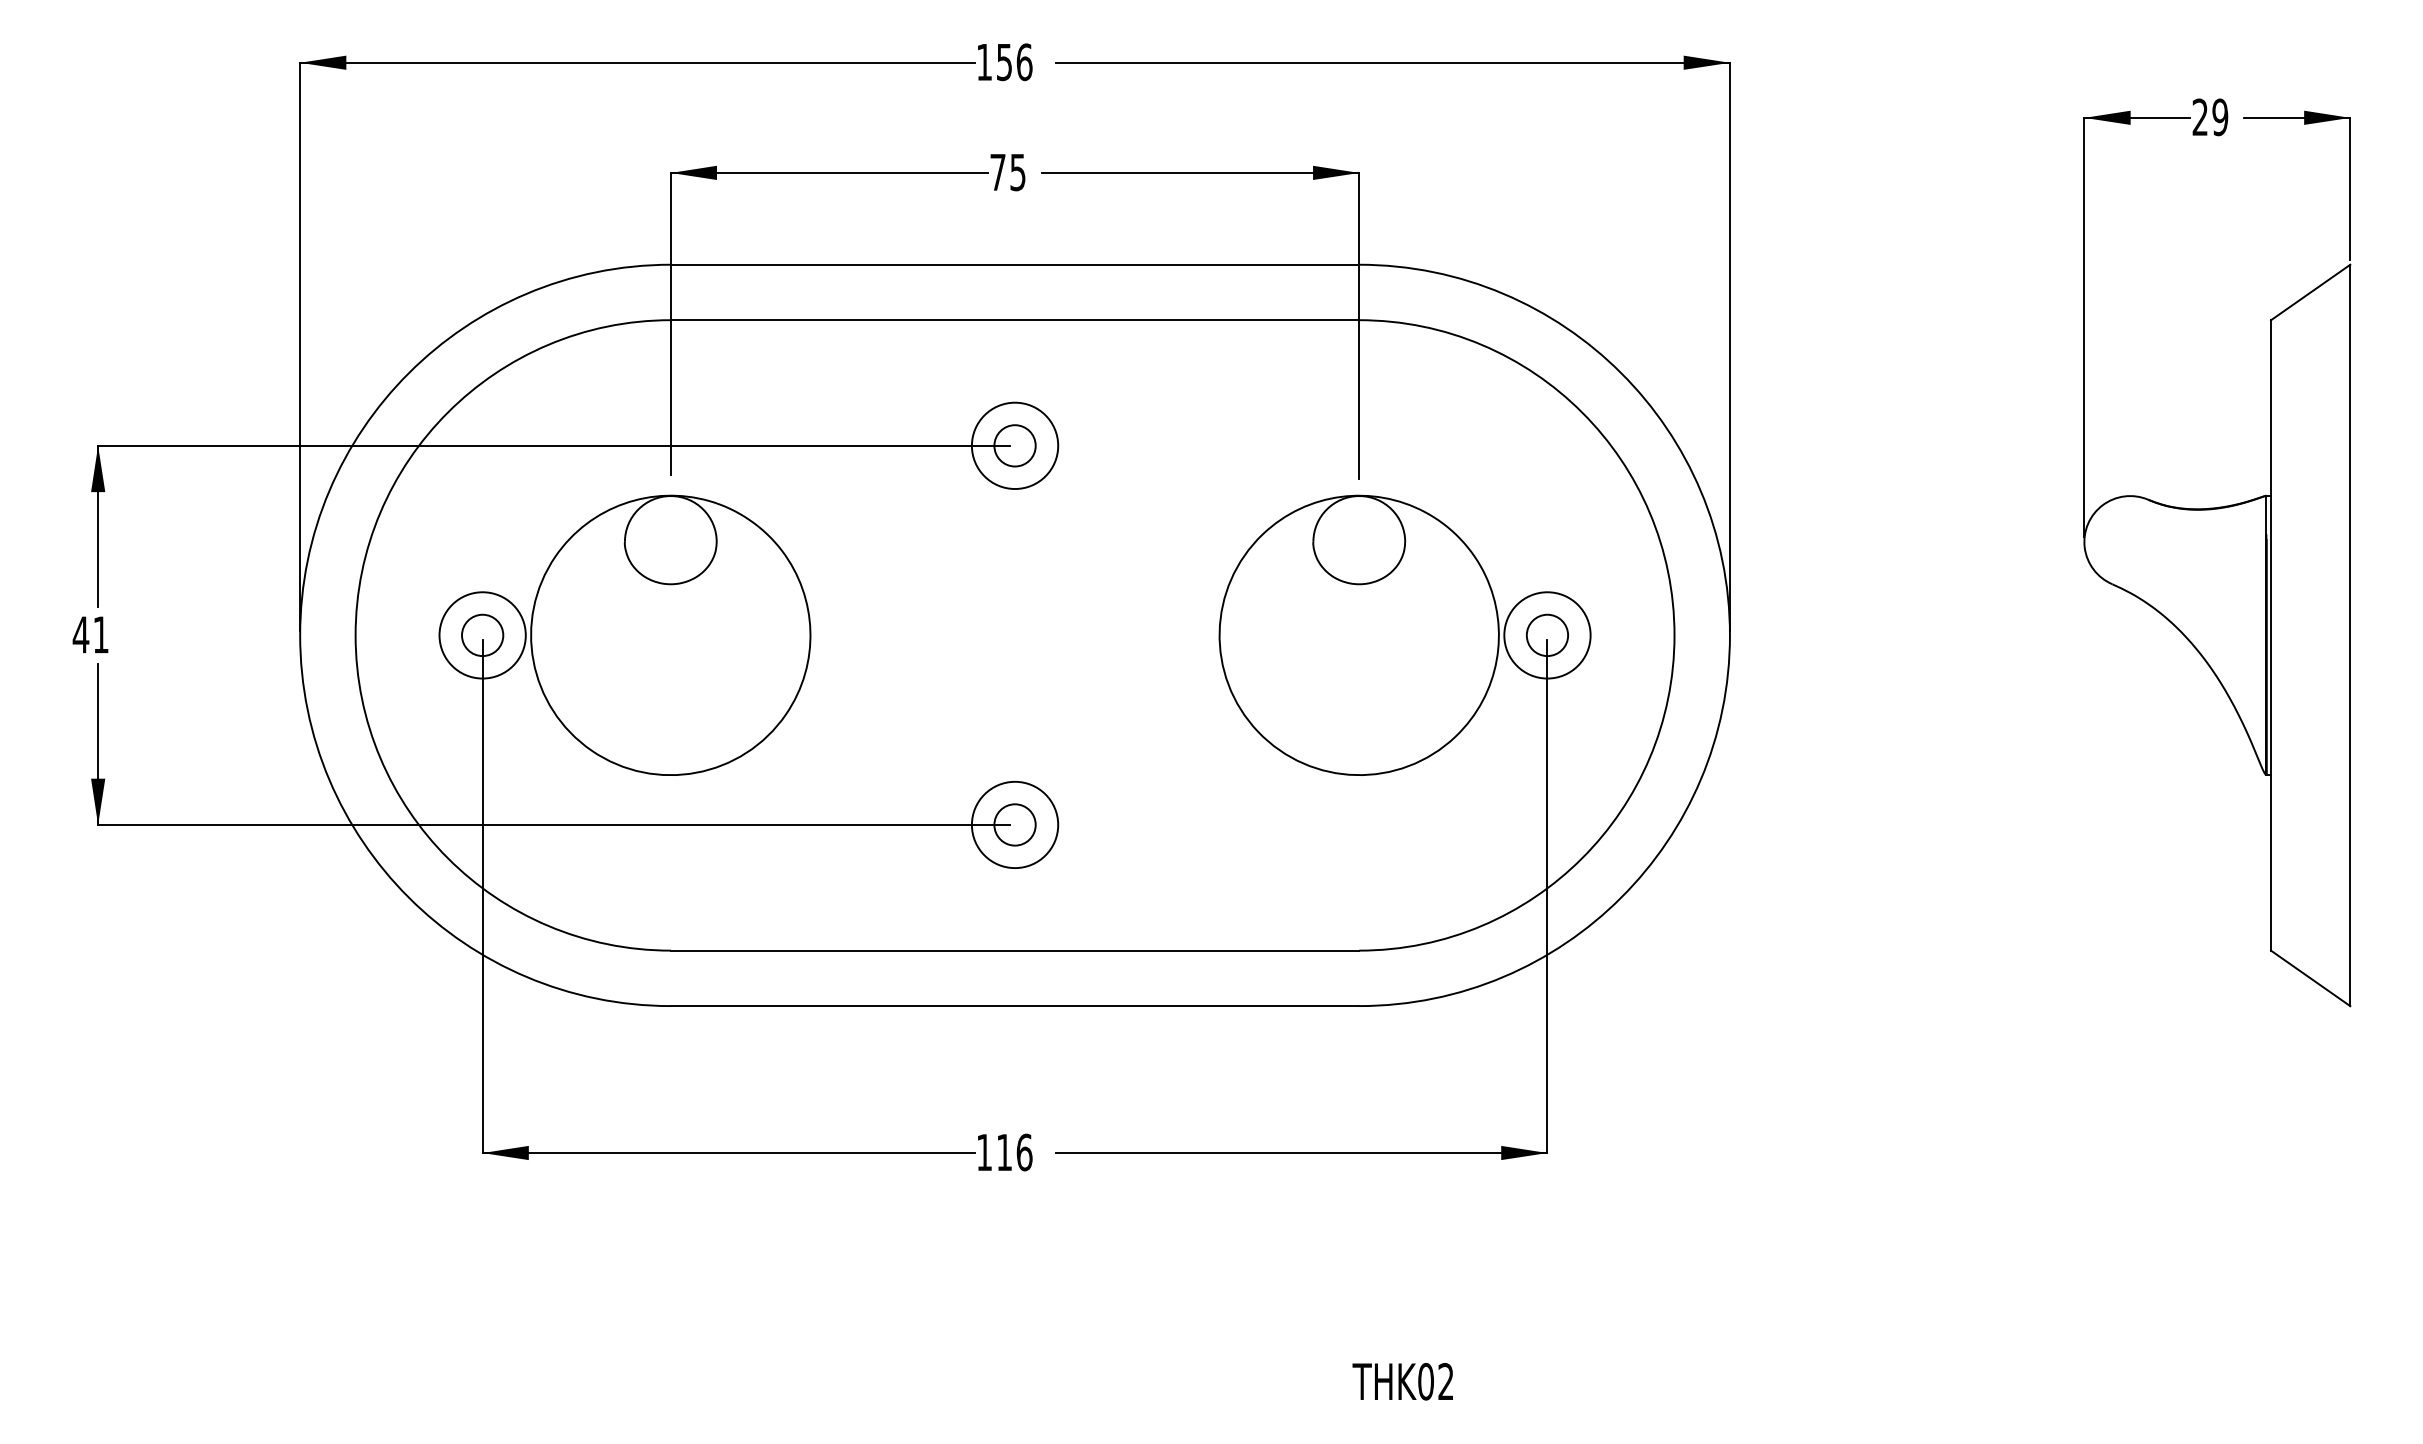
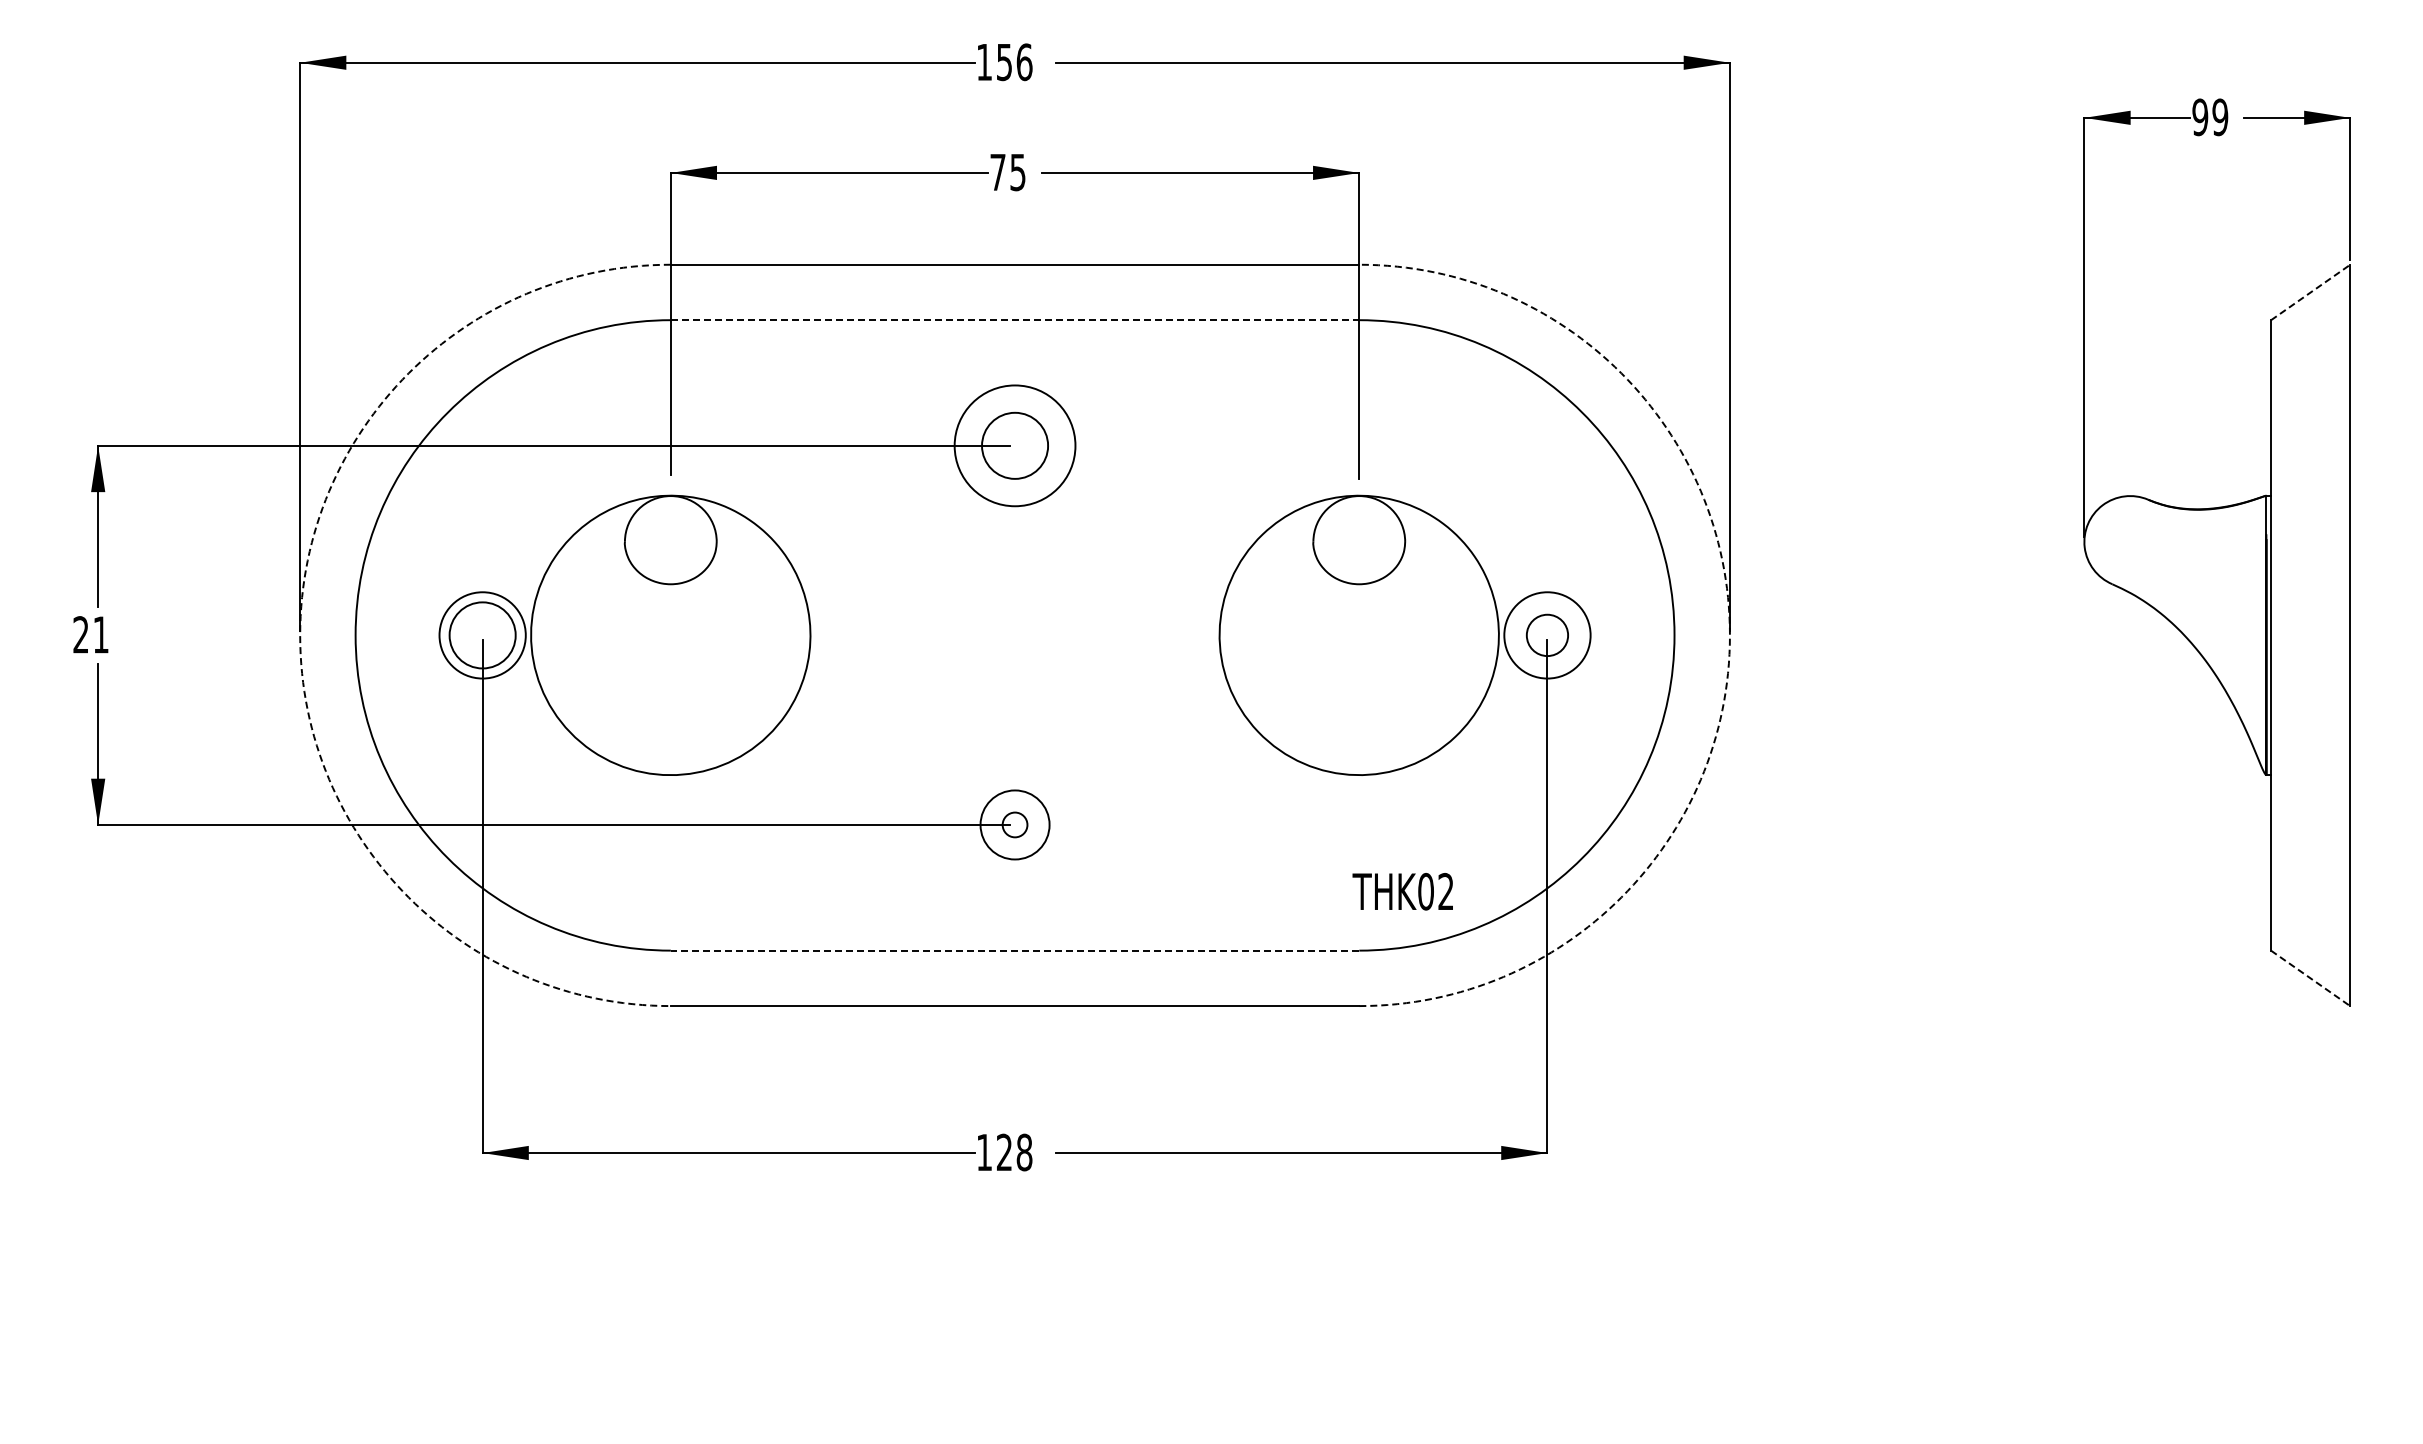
text: 29 -> 99 (2200, 117)
line: solid -> dashed (2311, 292)
line: solid -> dashed (1015, 320)
circle diameter: 41 px -> 66 px (1015, 445)
circle diameter: 86 px -> 121 px (1014, 445)
text: 41 -> 21 (80, 634)
arc: solid -> dashed (300, 635)
circle diameter: 41 px -> 66 px (482, 635)
arc: solid -> dashed (1729, 635)
circle diameter: 41 px -> 25 px (1014, 824)
circle diameter: 86 px -> 69 px (1014, 824)
line: solid -> dashed (1014, 950)
line: solid -> dashed (2311, 978)
text: 116 -> 128 (1014, 1152)
text position: (1402, 1381) -> (1402, 891) (1402, 891)
